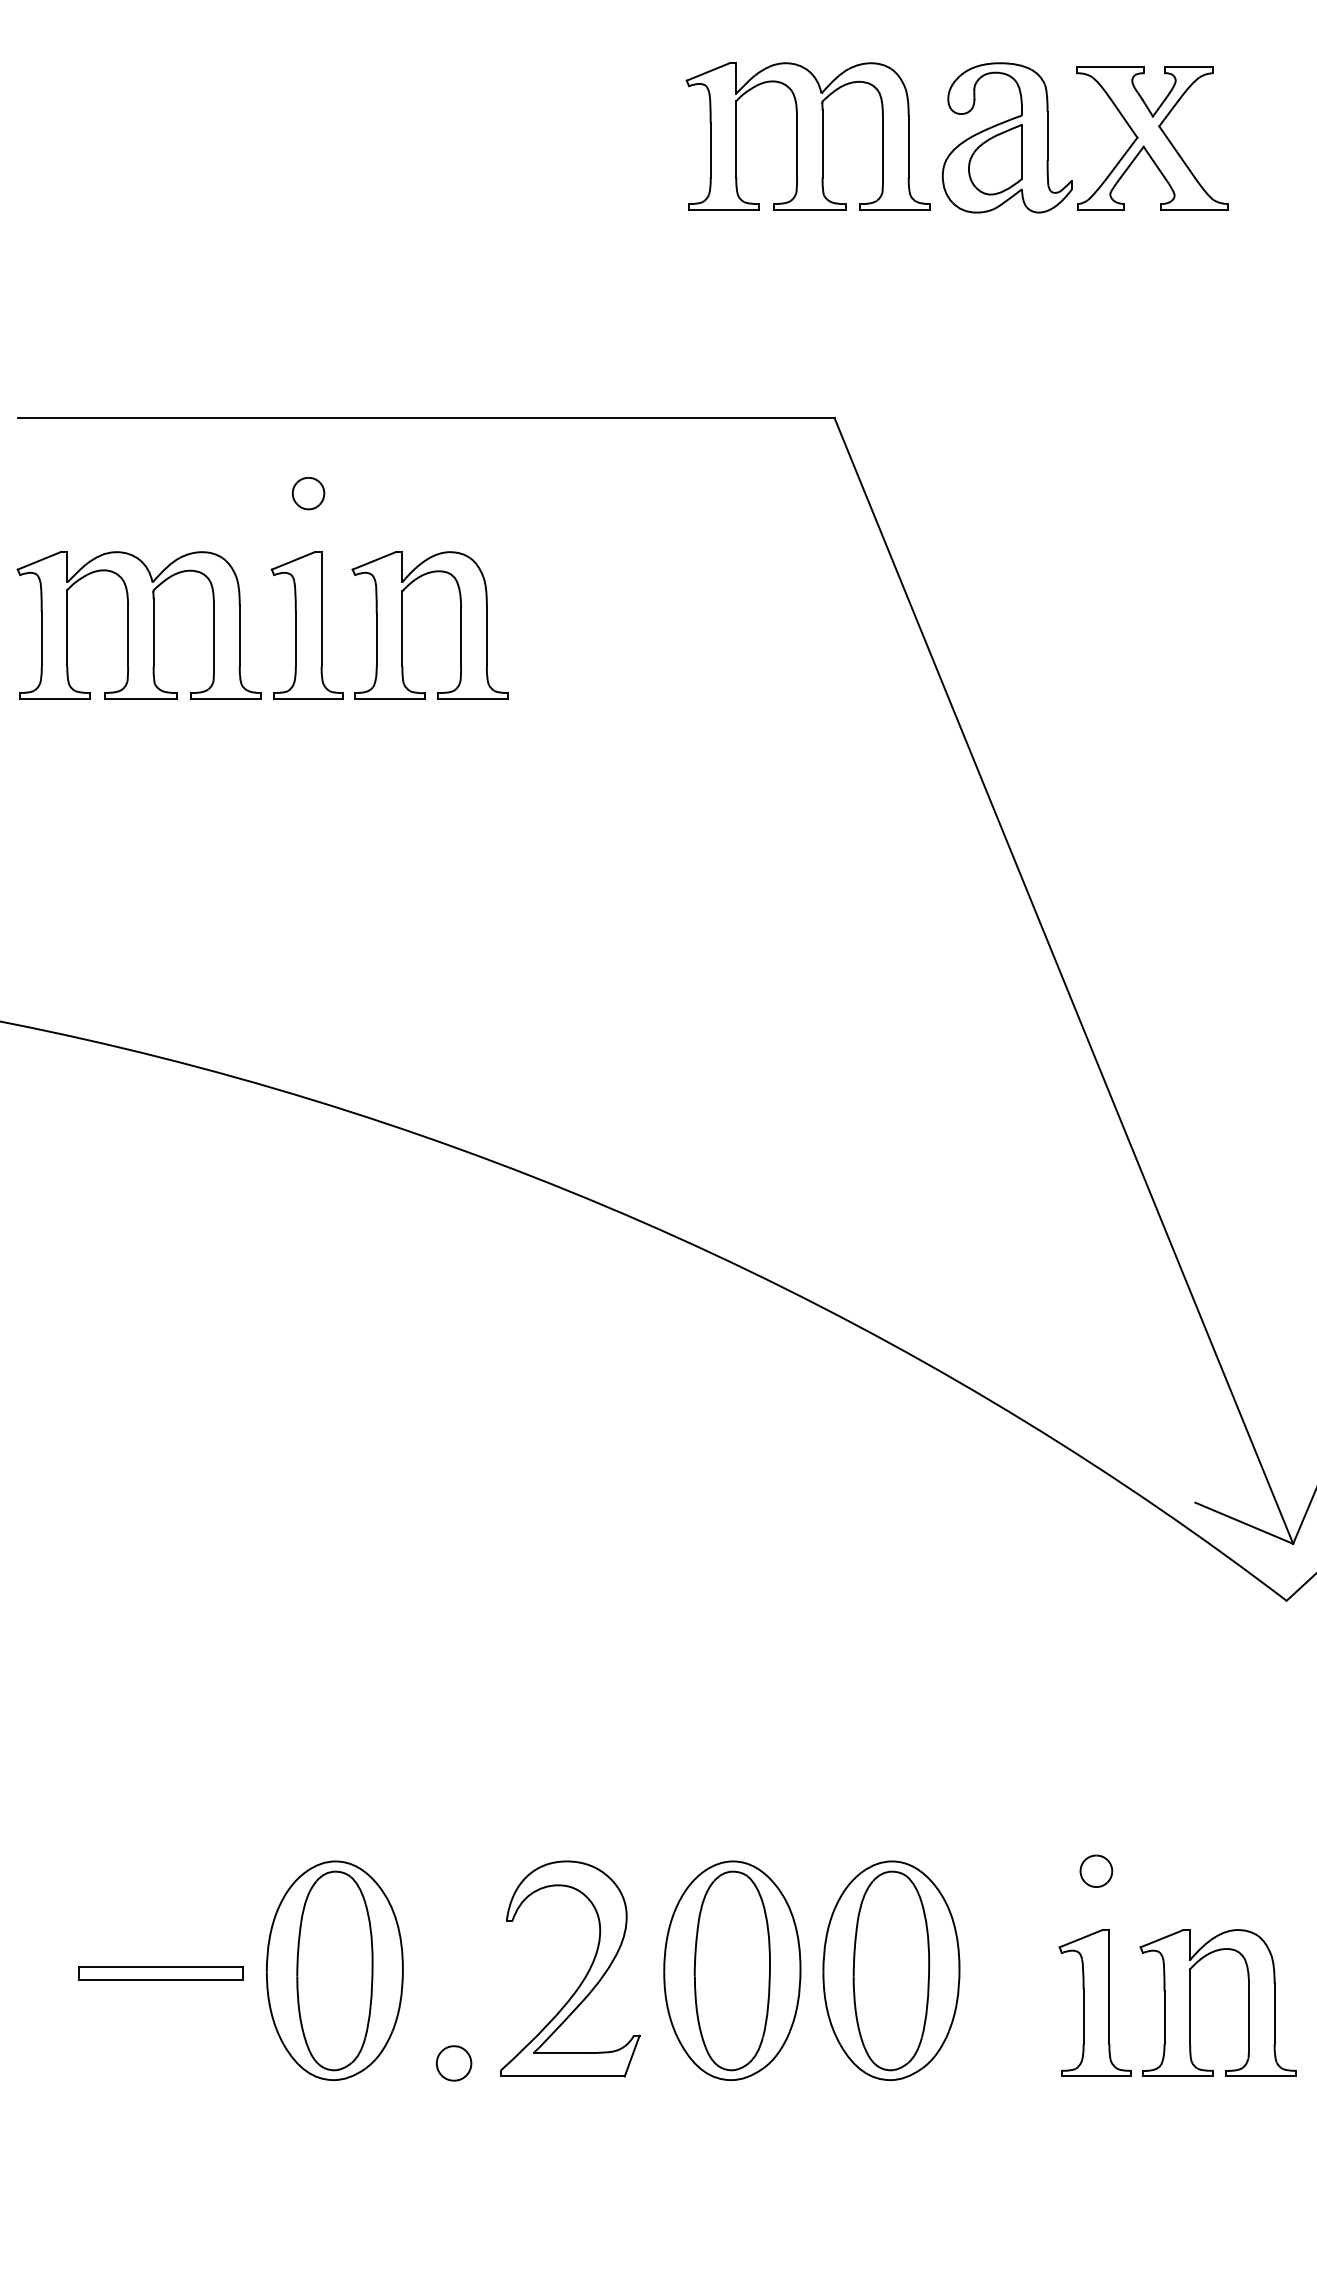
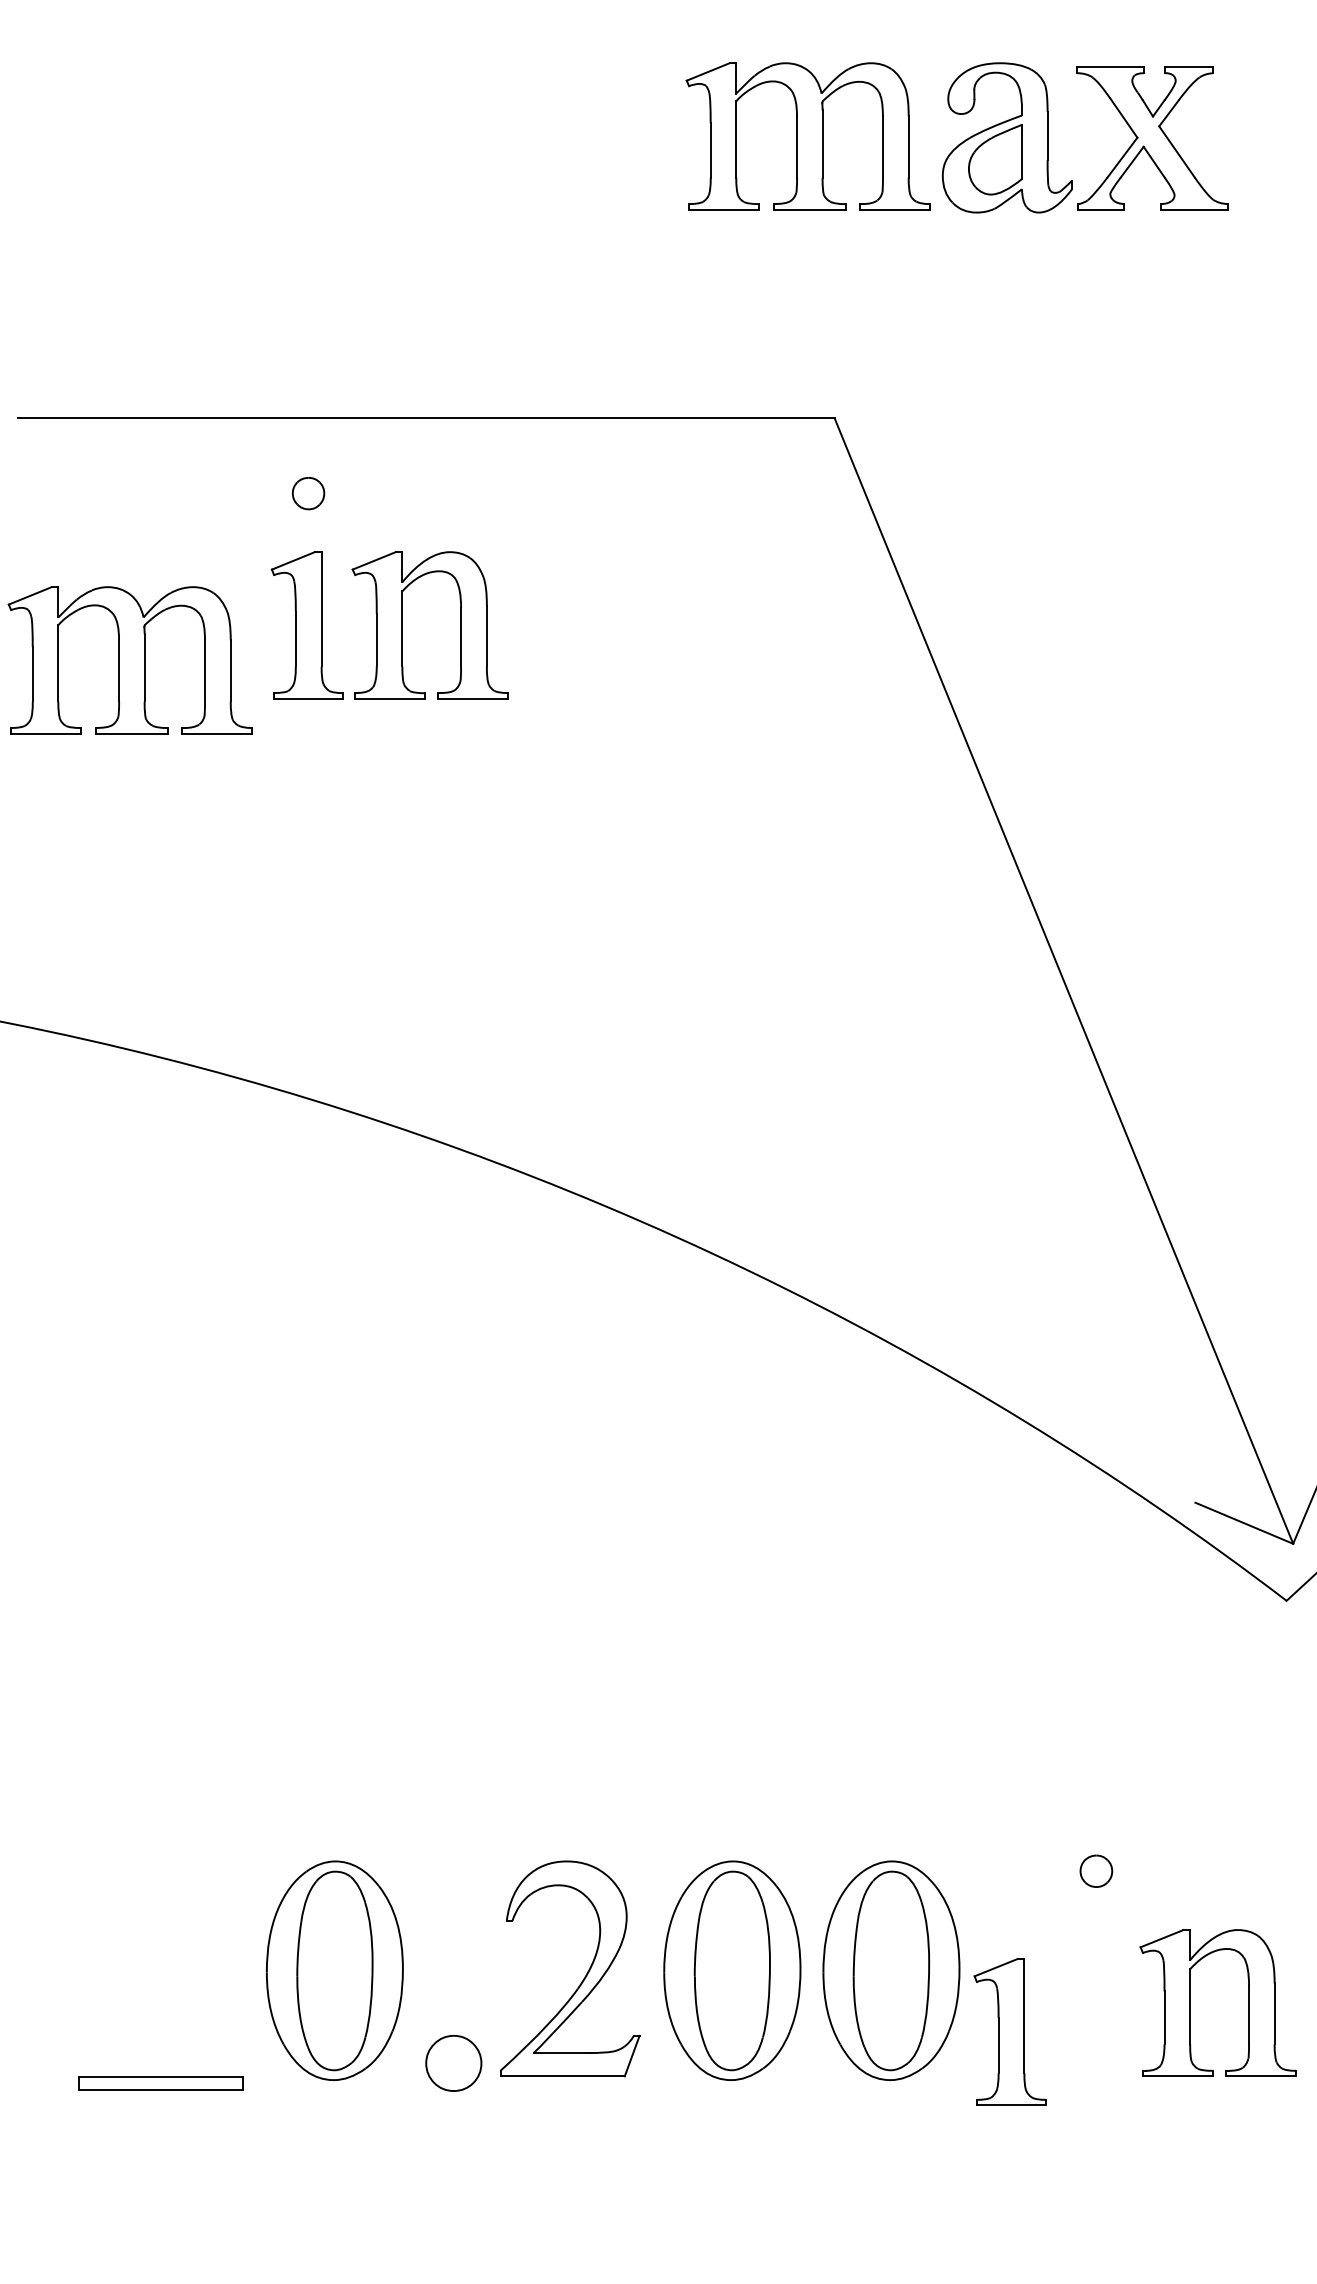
part position: (138, 625) -> (129, 660) (129, 660)
part position: (160, 1973) -> (160, 2083) (160, 2083)
part position: (1094, 2002) -> (1009, 2031) (1009, 2031)
part size: 37x37 px -> 58x57 px (453, 2063)
